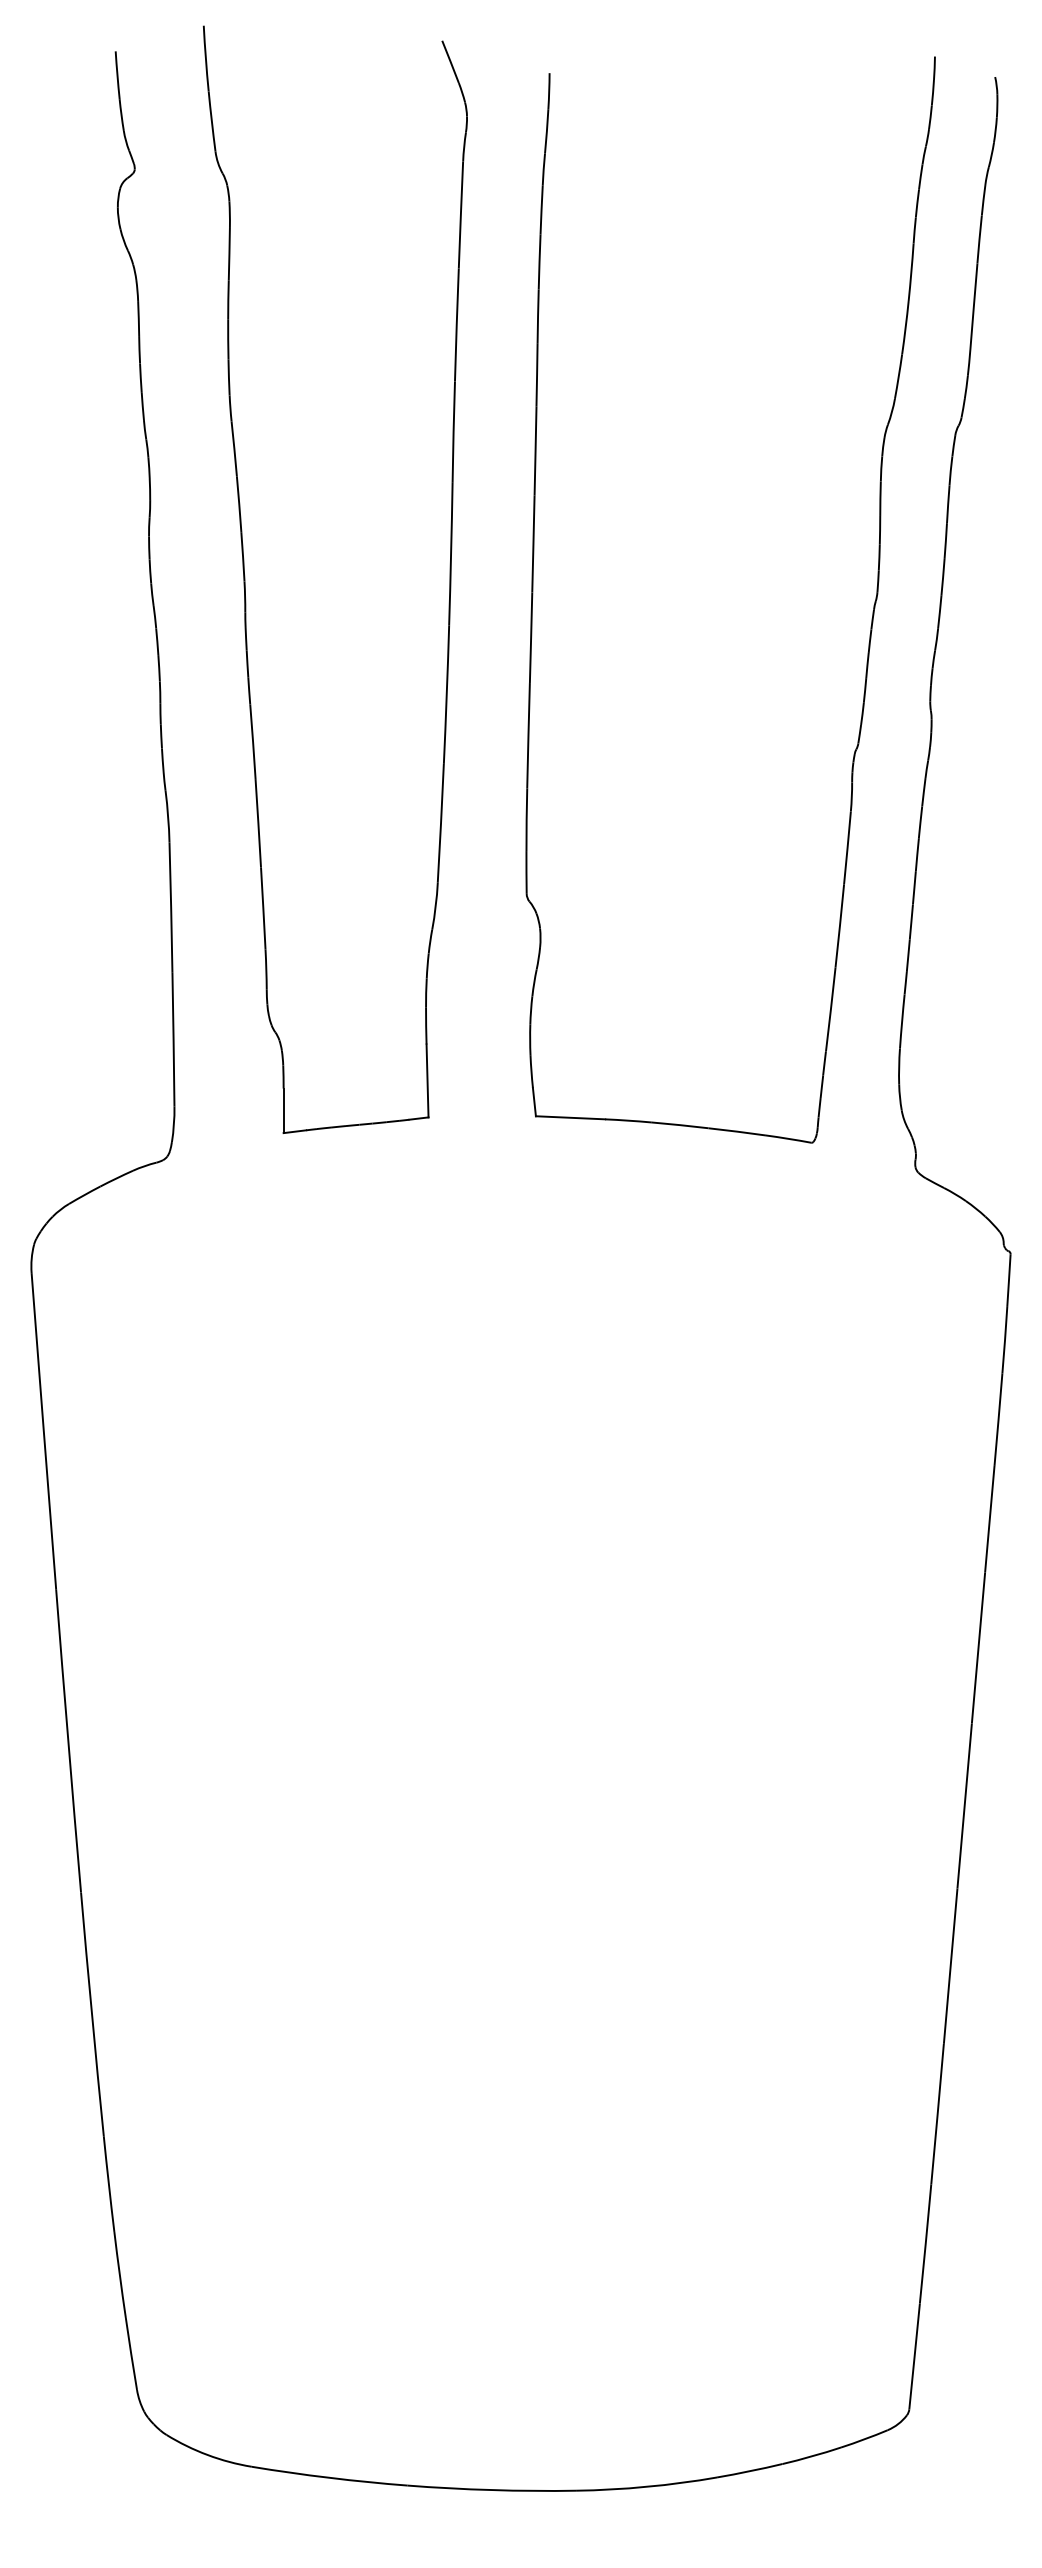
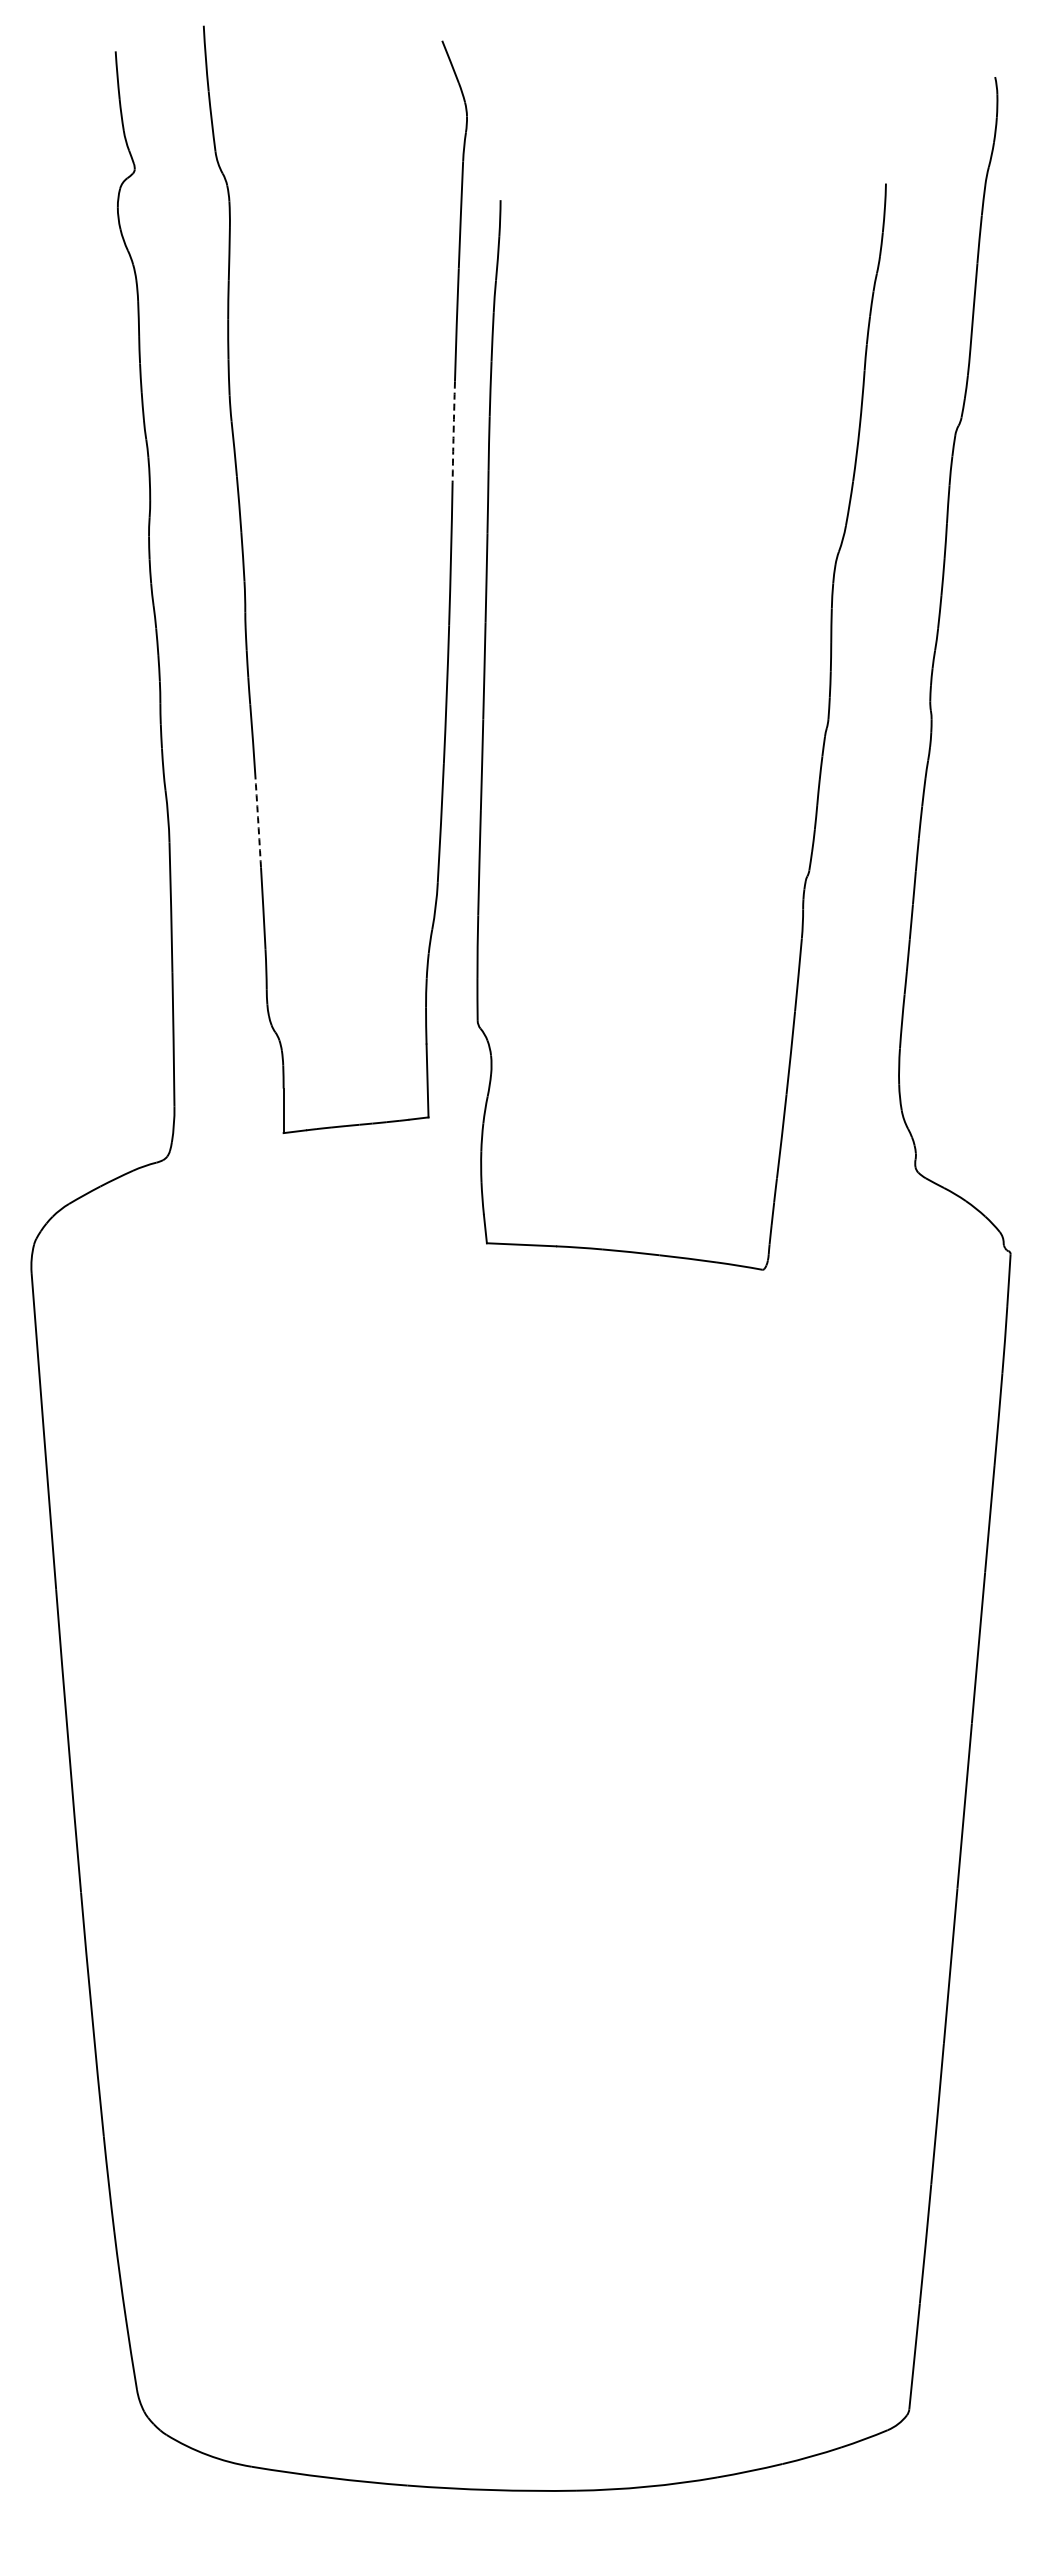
arc: solid -> dashed (453, 432)
part position: (871, 618) -> (822, 745) (822, 745)
arc: solid -> dashed (258, 823)
